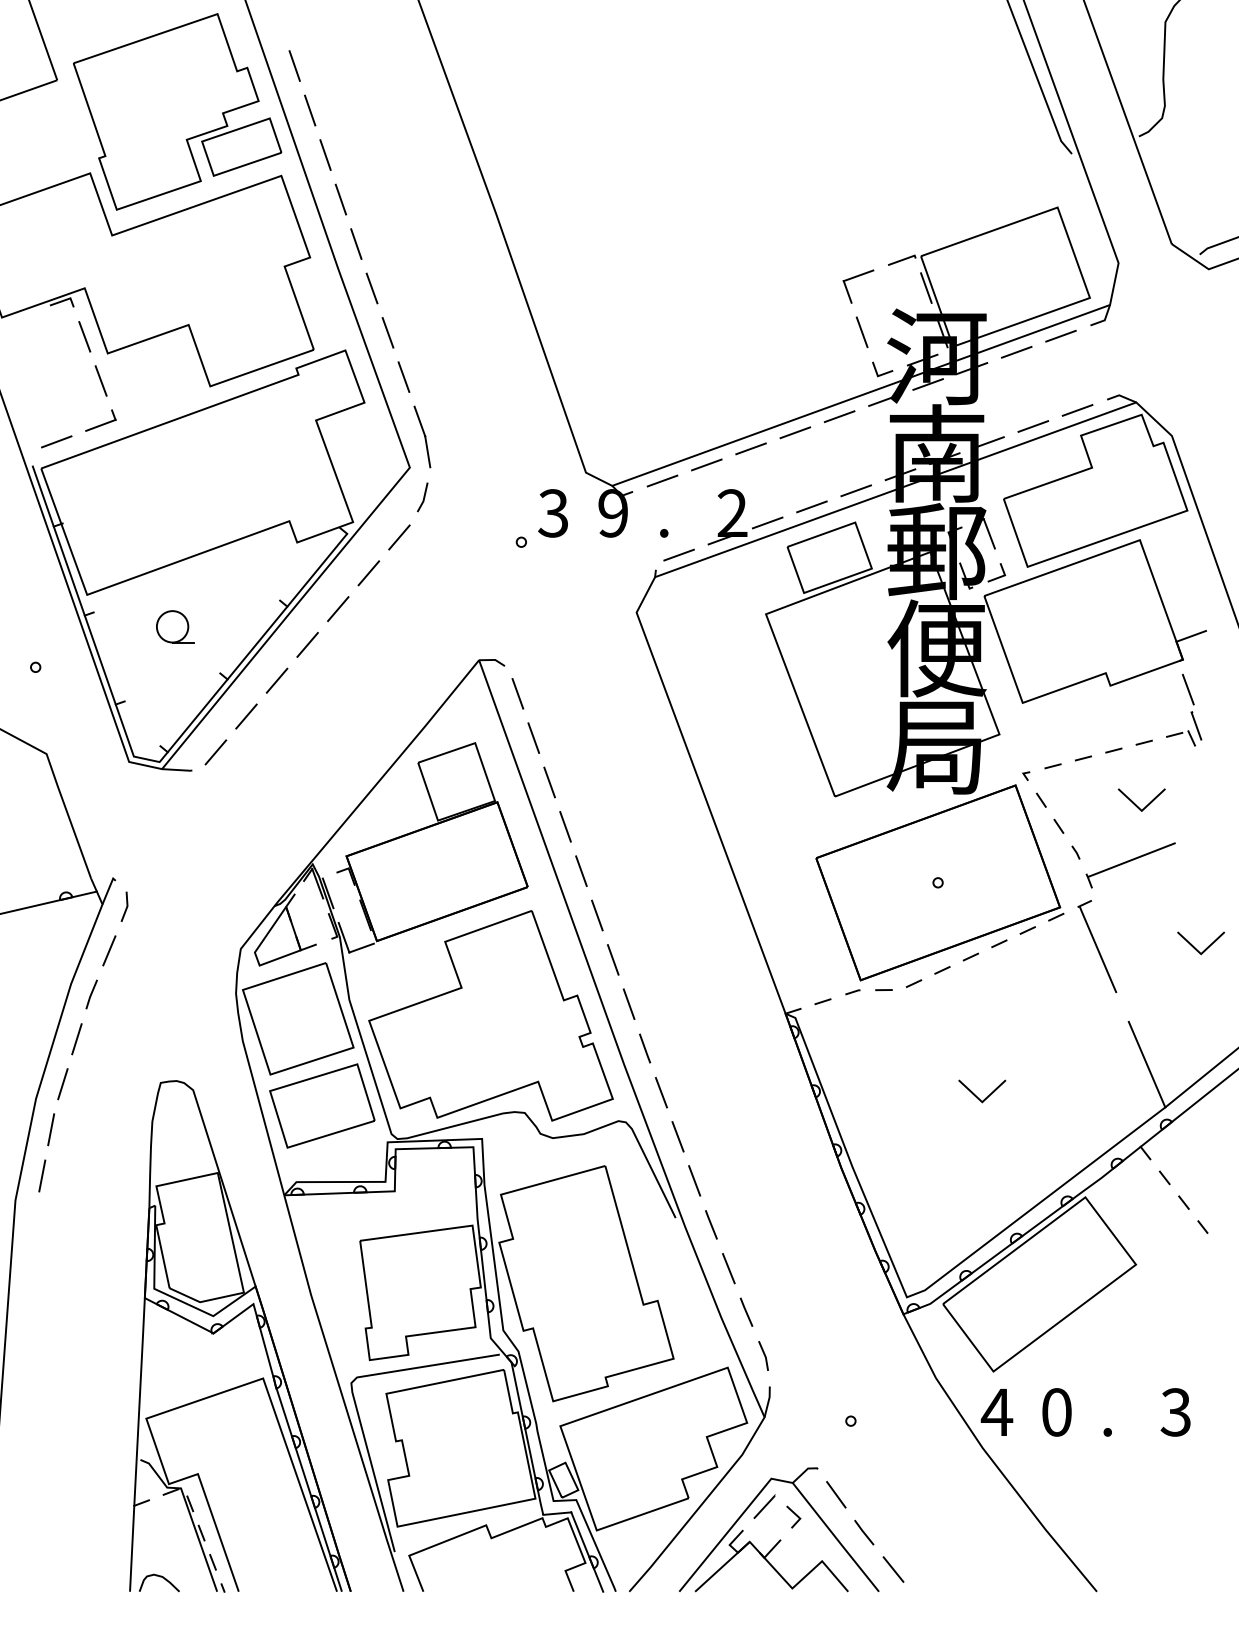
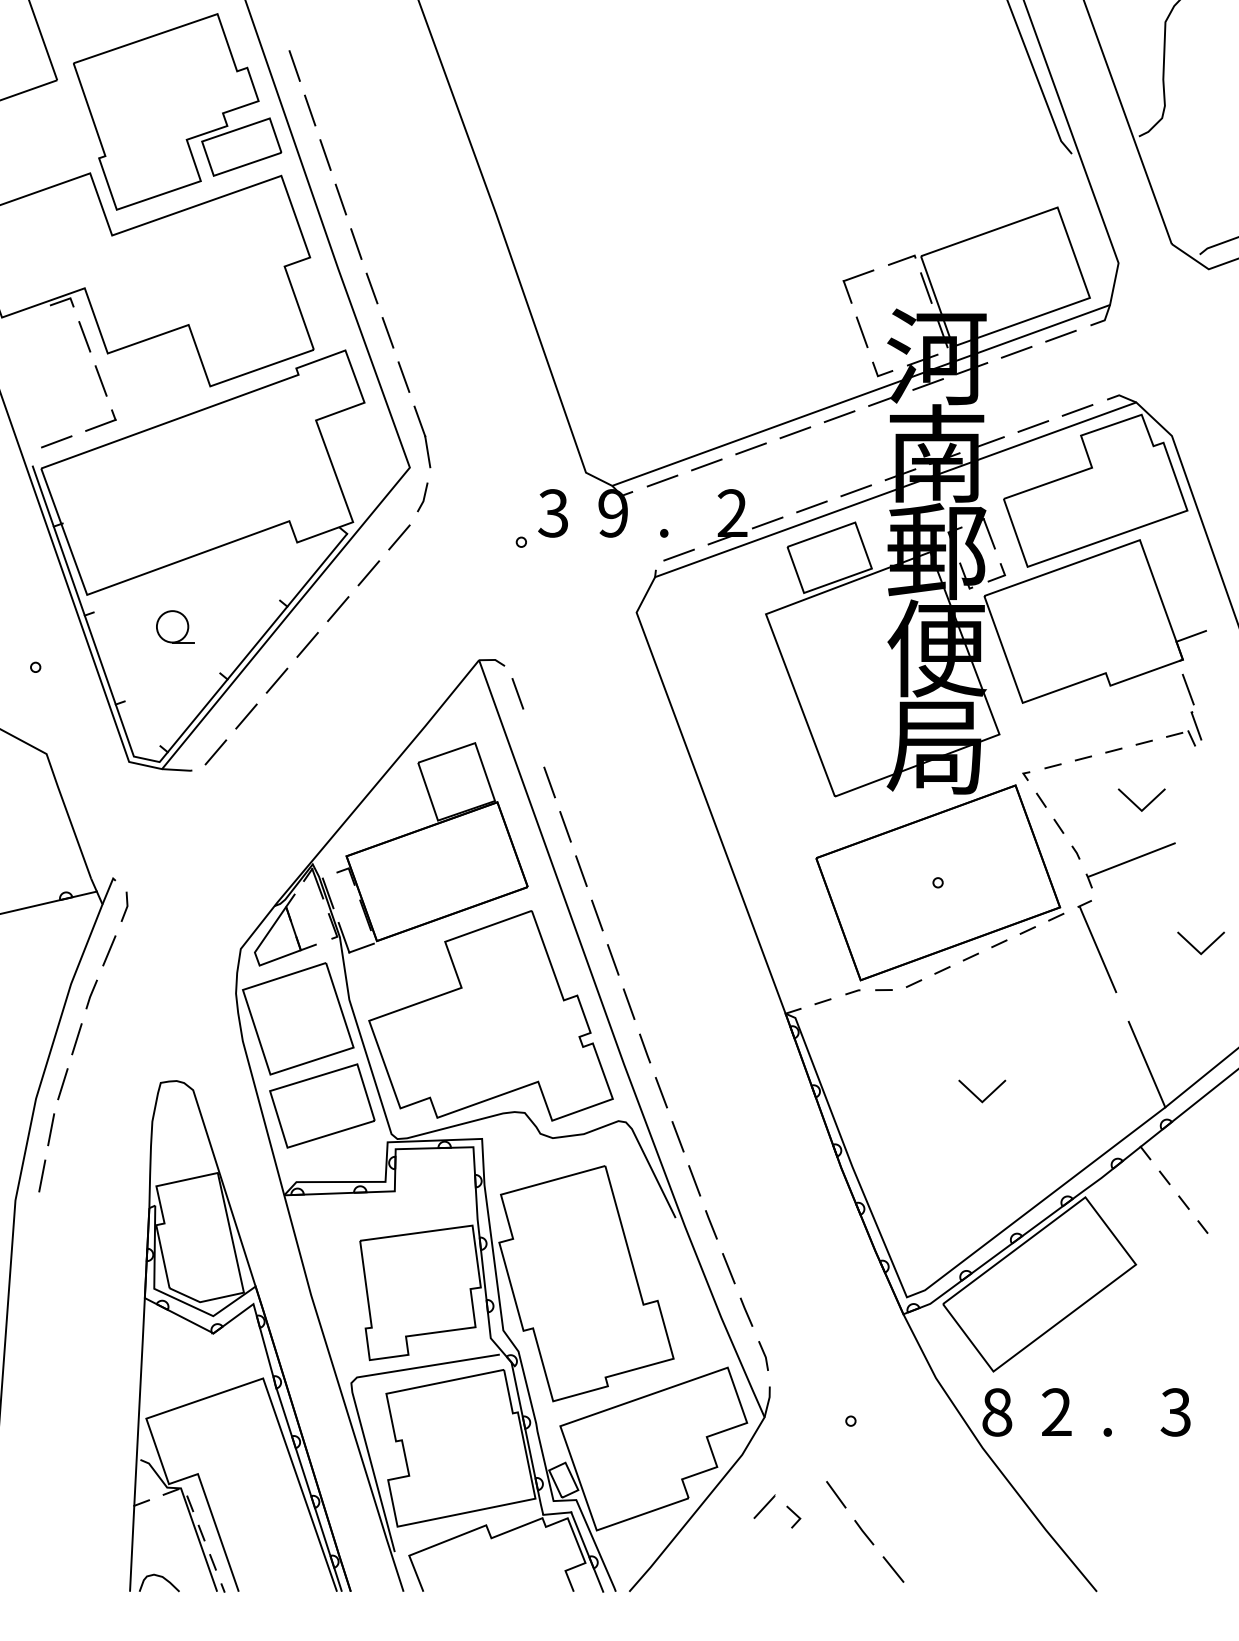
line: present -> none (533, 737)
text: 4 -> 8 (996, 1412)
text: 0 -> 2 (1056, 1412)
part: present -> none (779, 1539)
